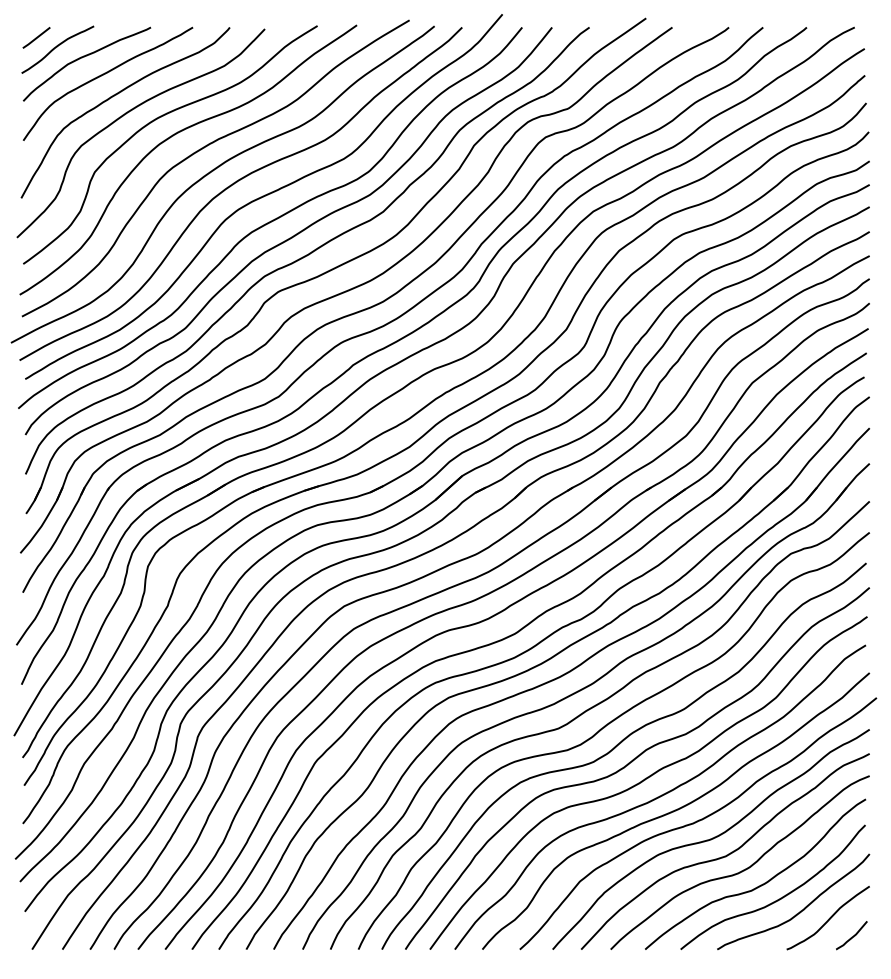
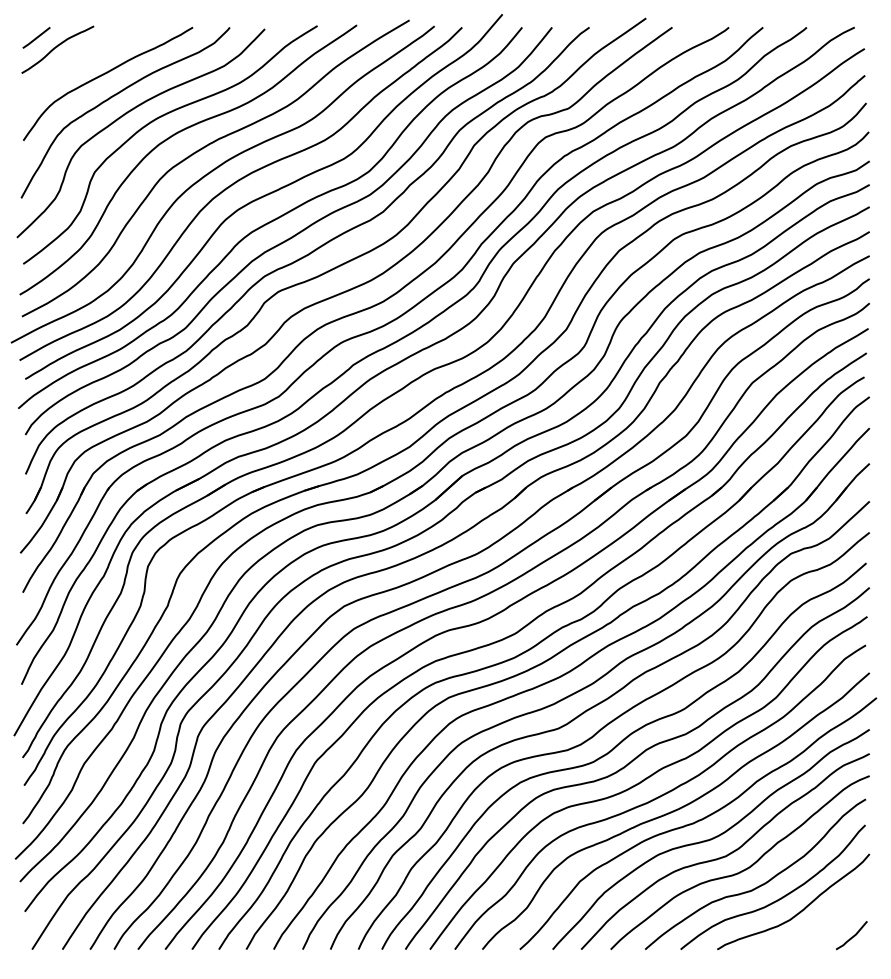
curve: present -> none (84, 57)
curve: present -> none (828, 918)
